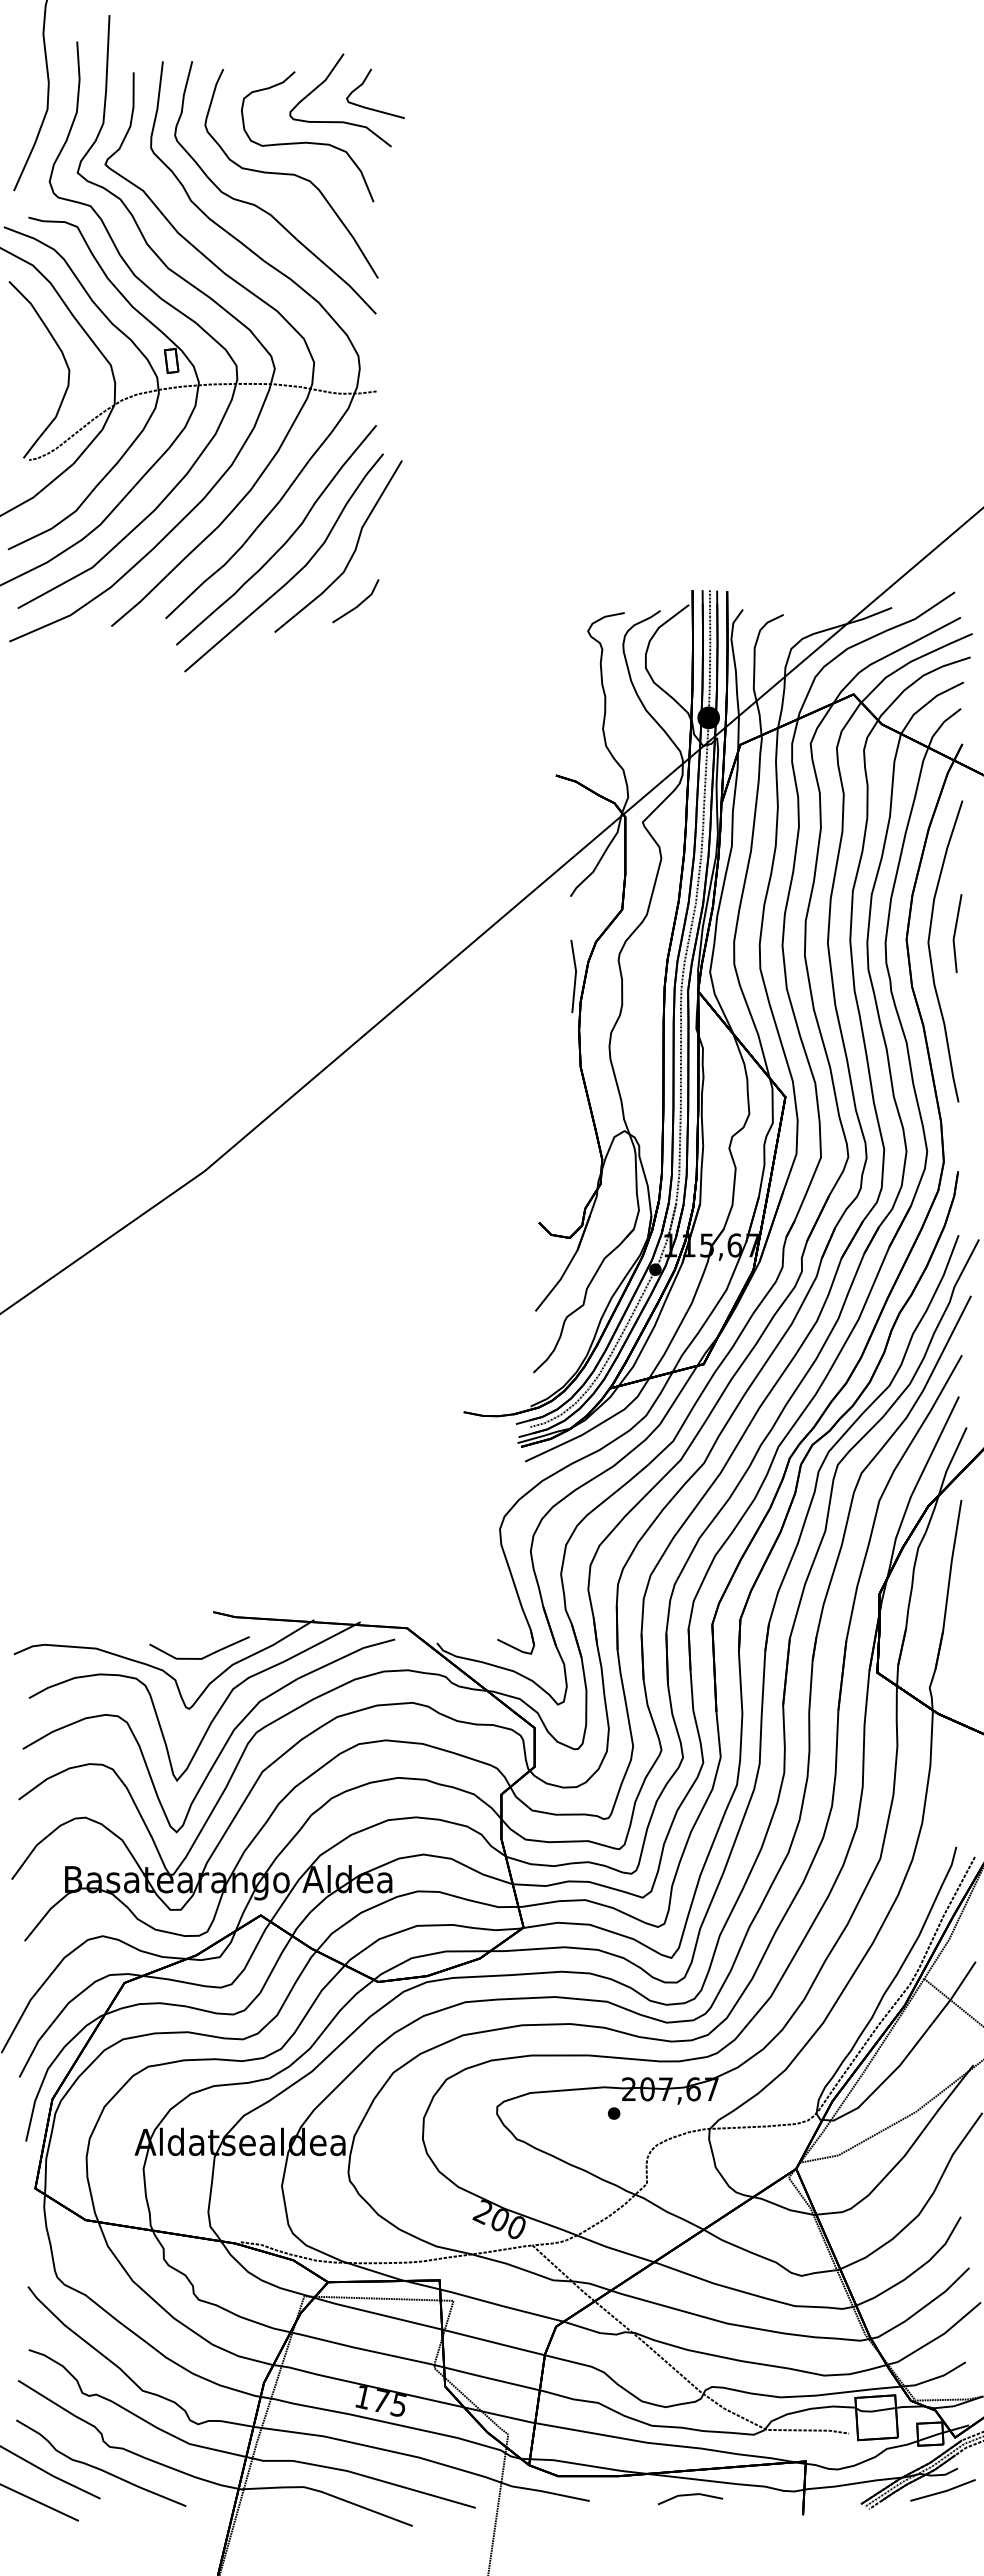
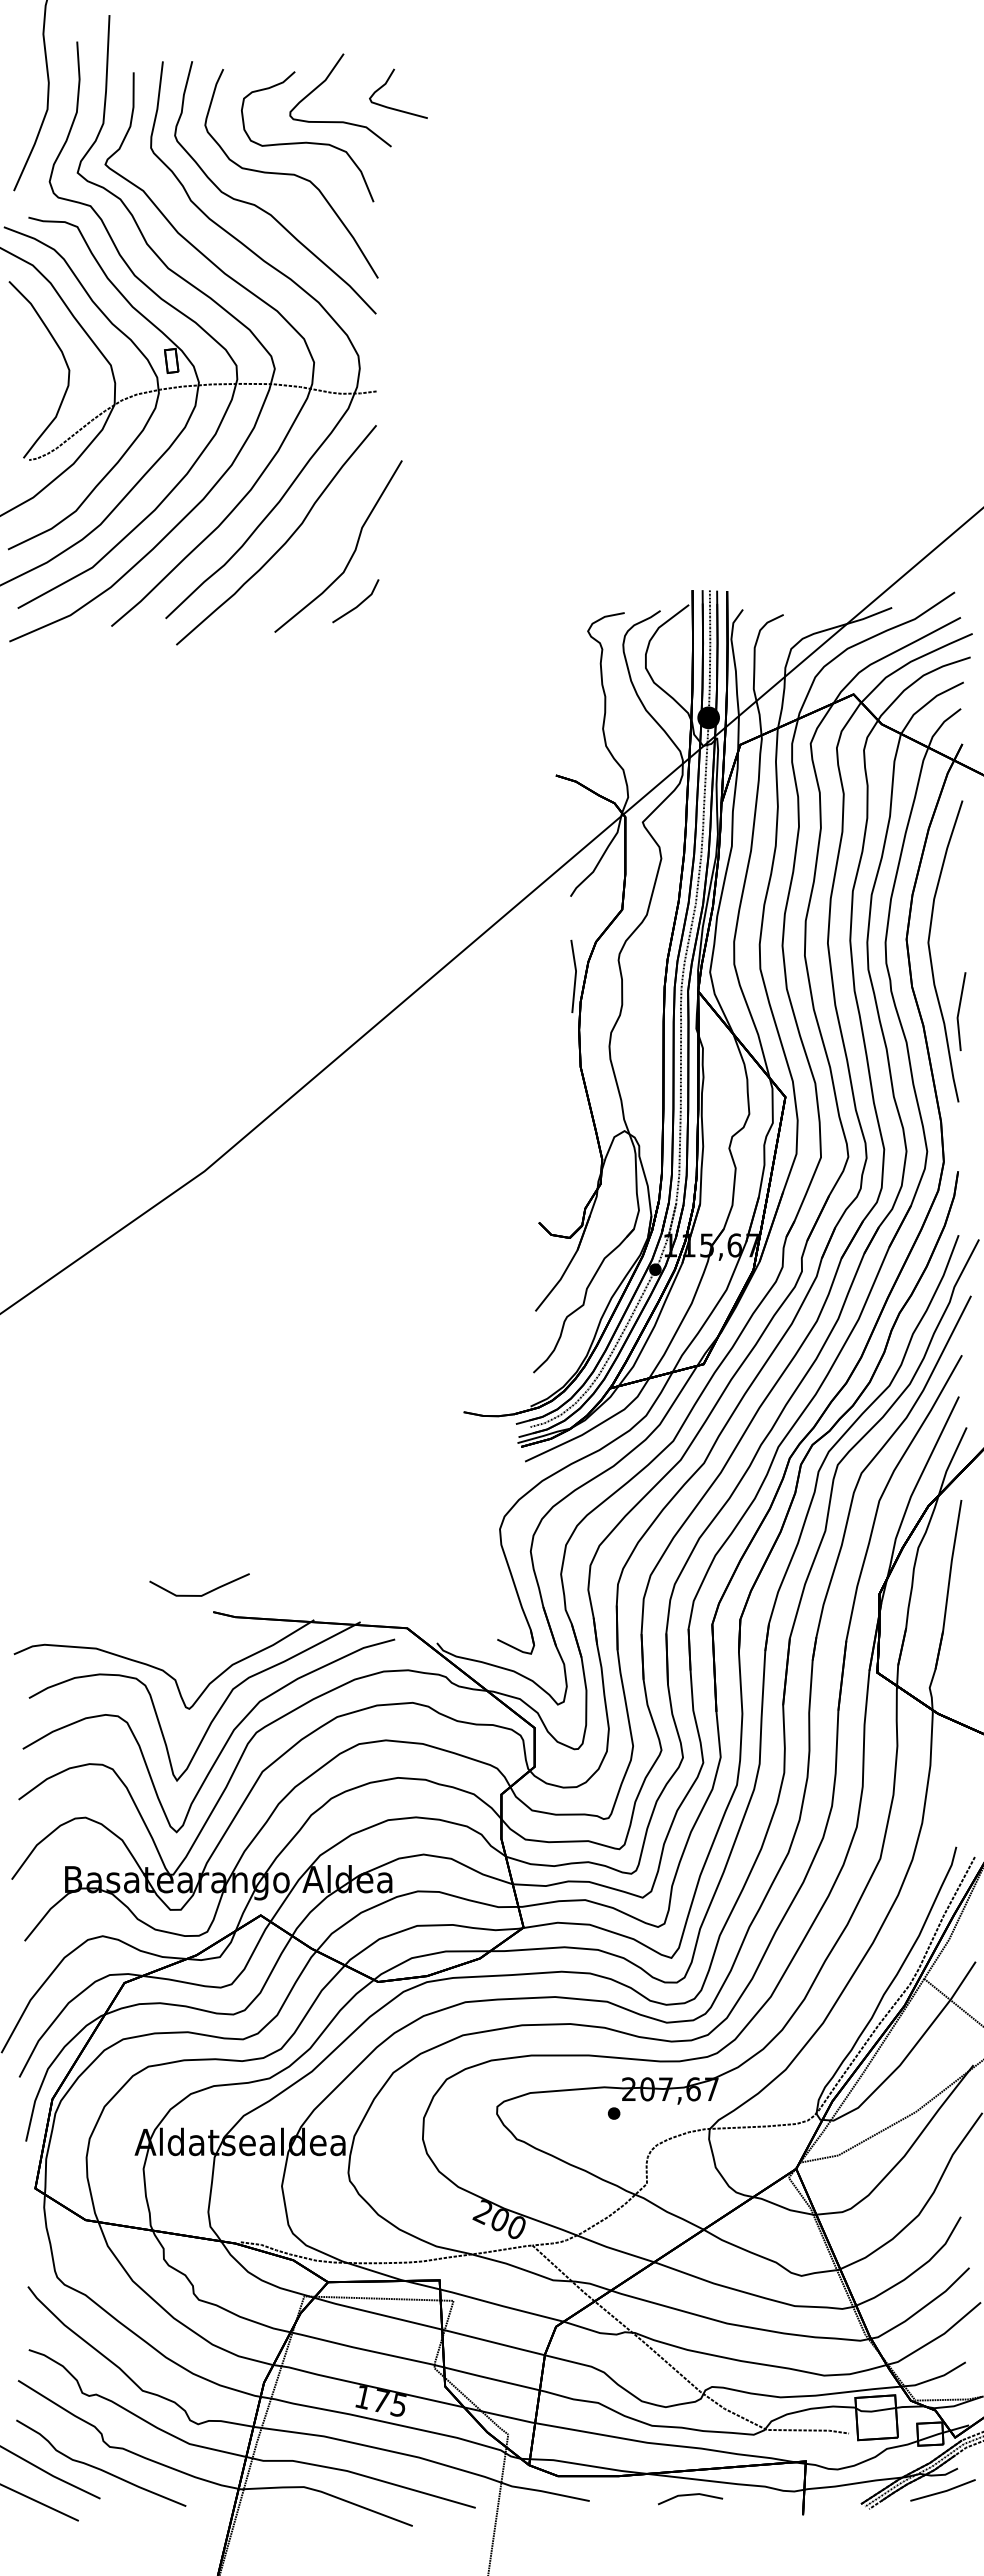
curve position: (363, 84) -> (386, 84) (386, 84)
curve: present -> none (295, 573)
part position: (957, 933) -> (961, 1011) (961, 1011)
part position: (201, 1657) -> (201, 1594) (201, 1594)
